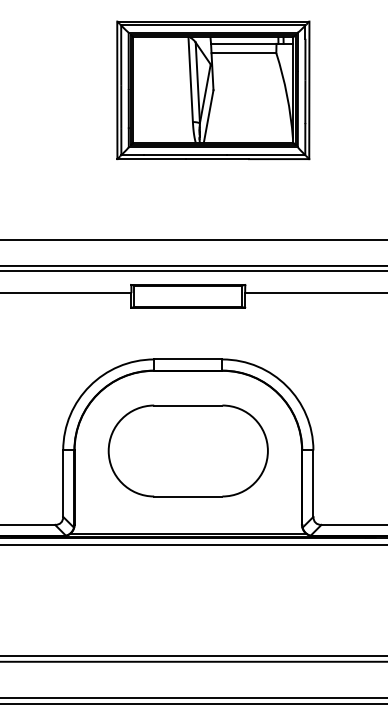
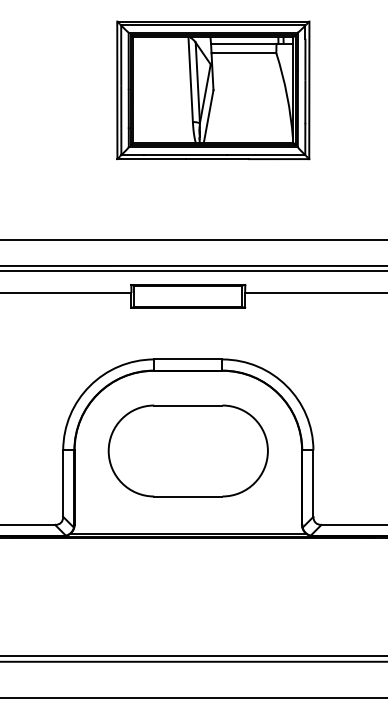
line: present -> none (193, 544)
line: present -> none (193, 704)
